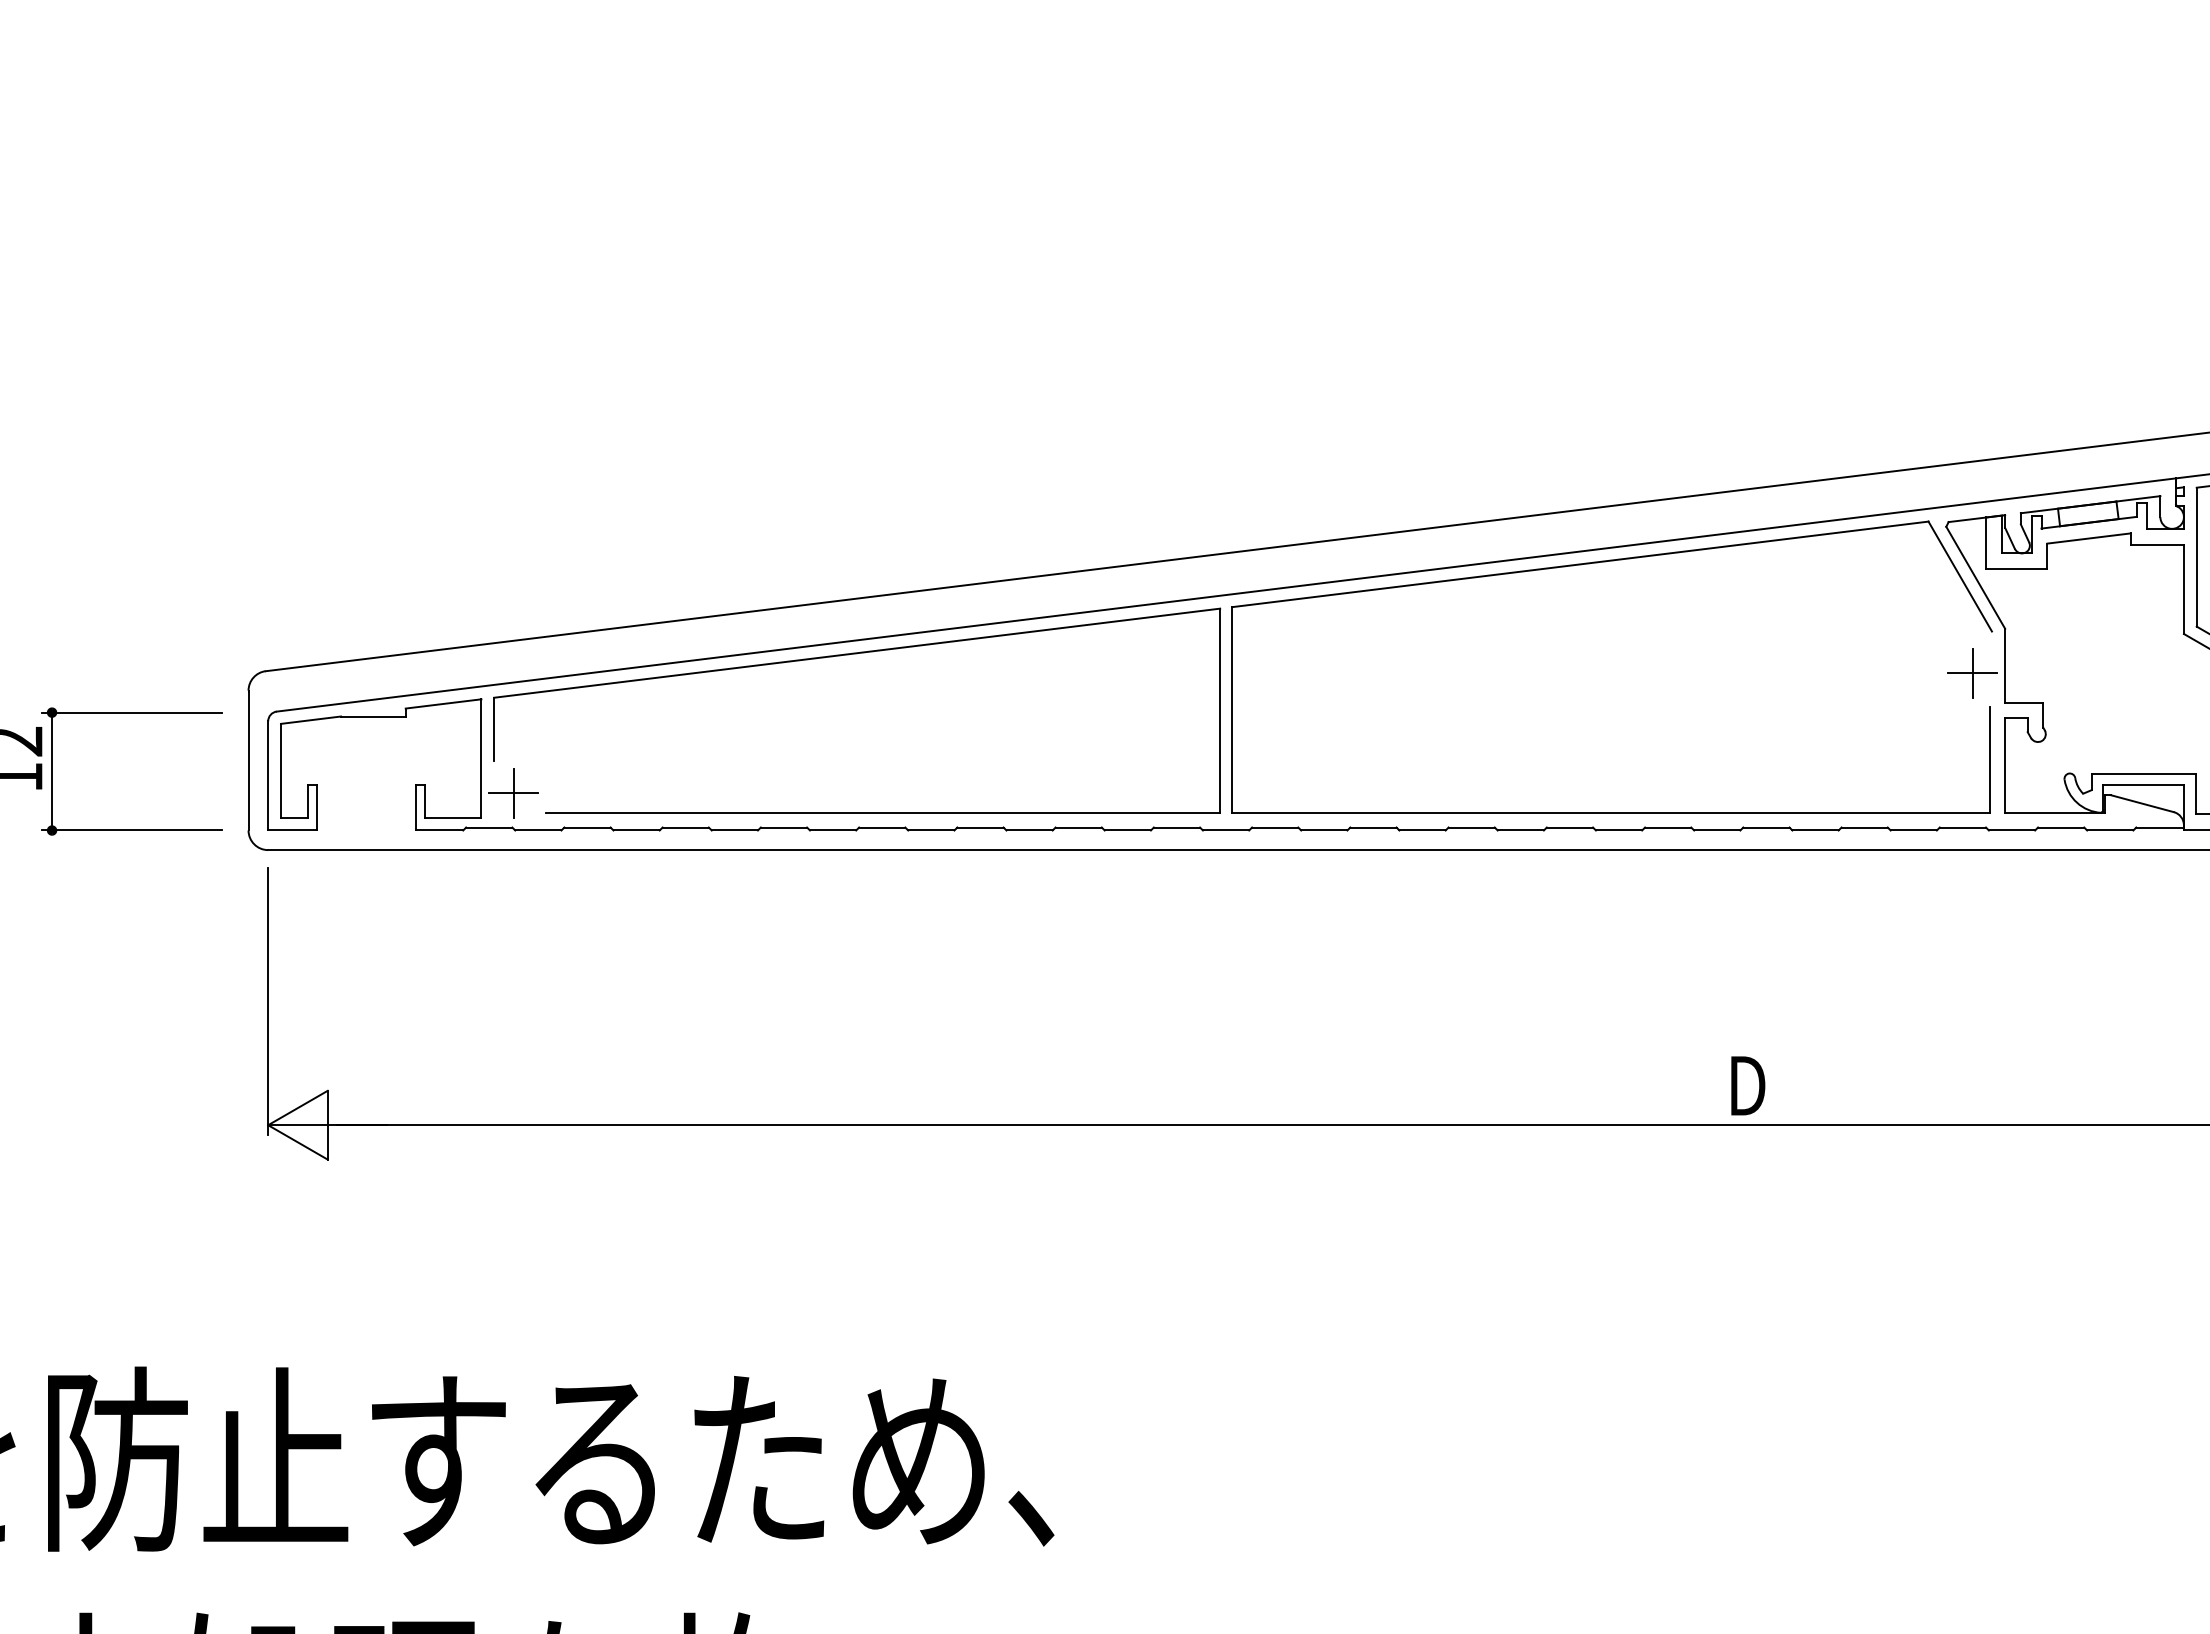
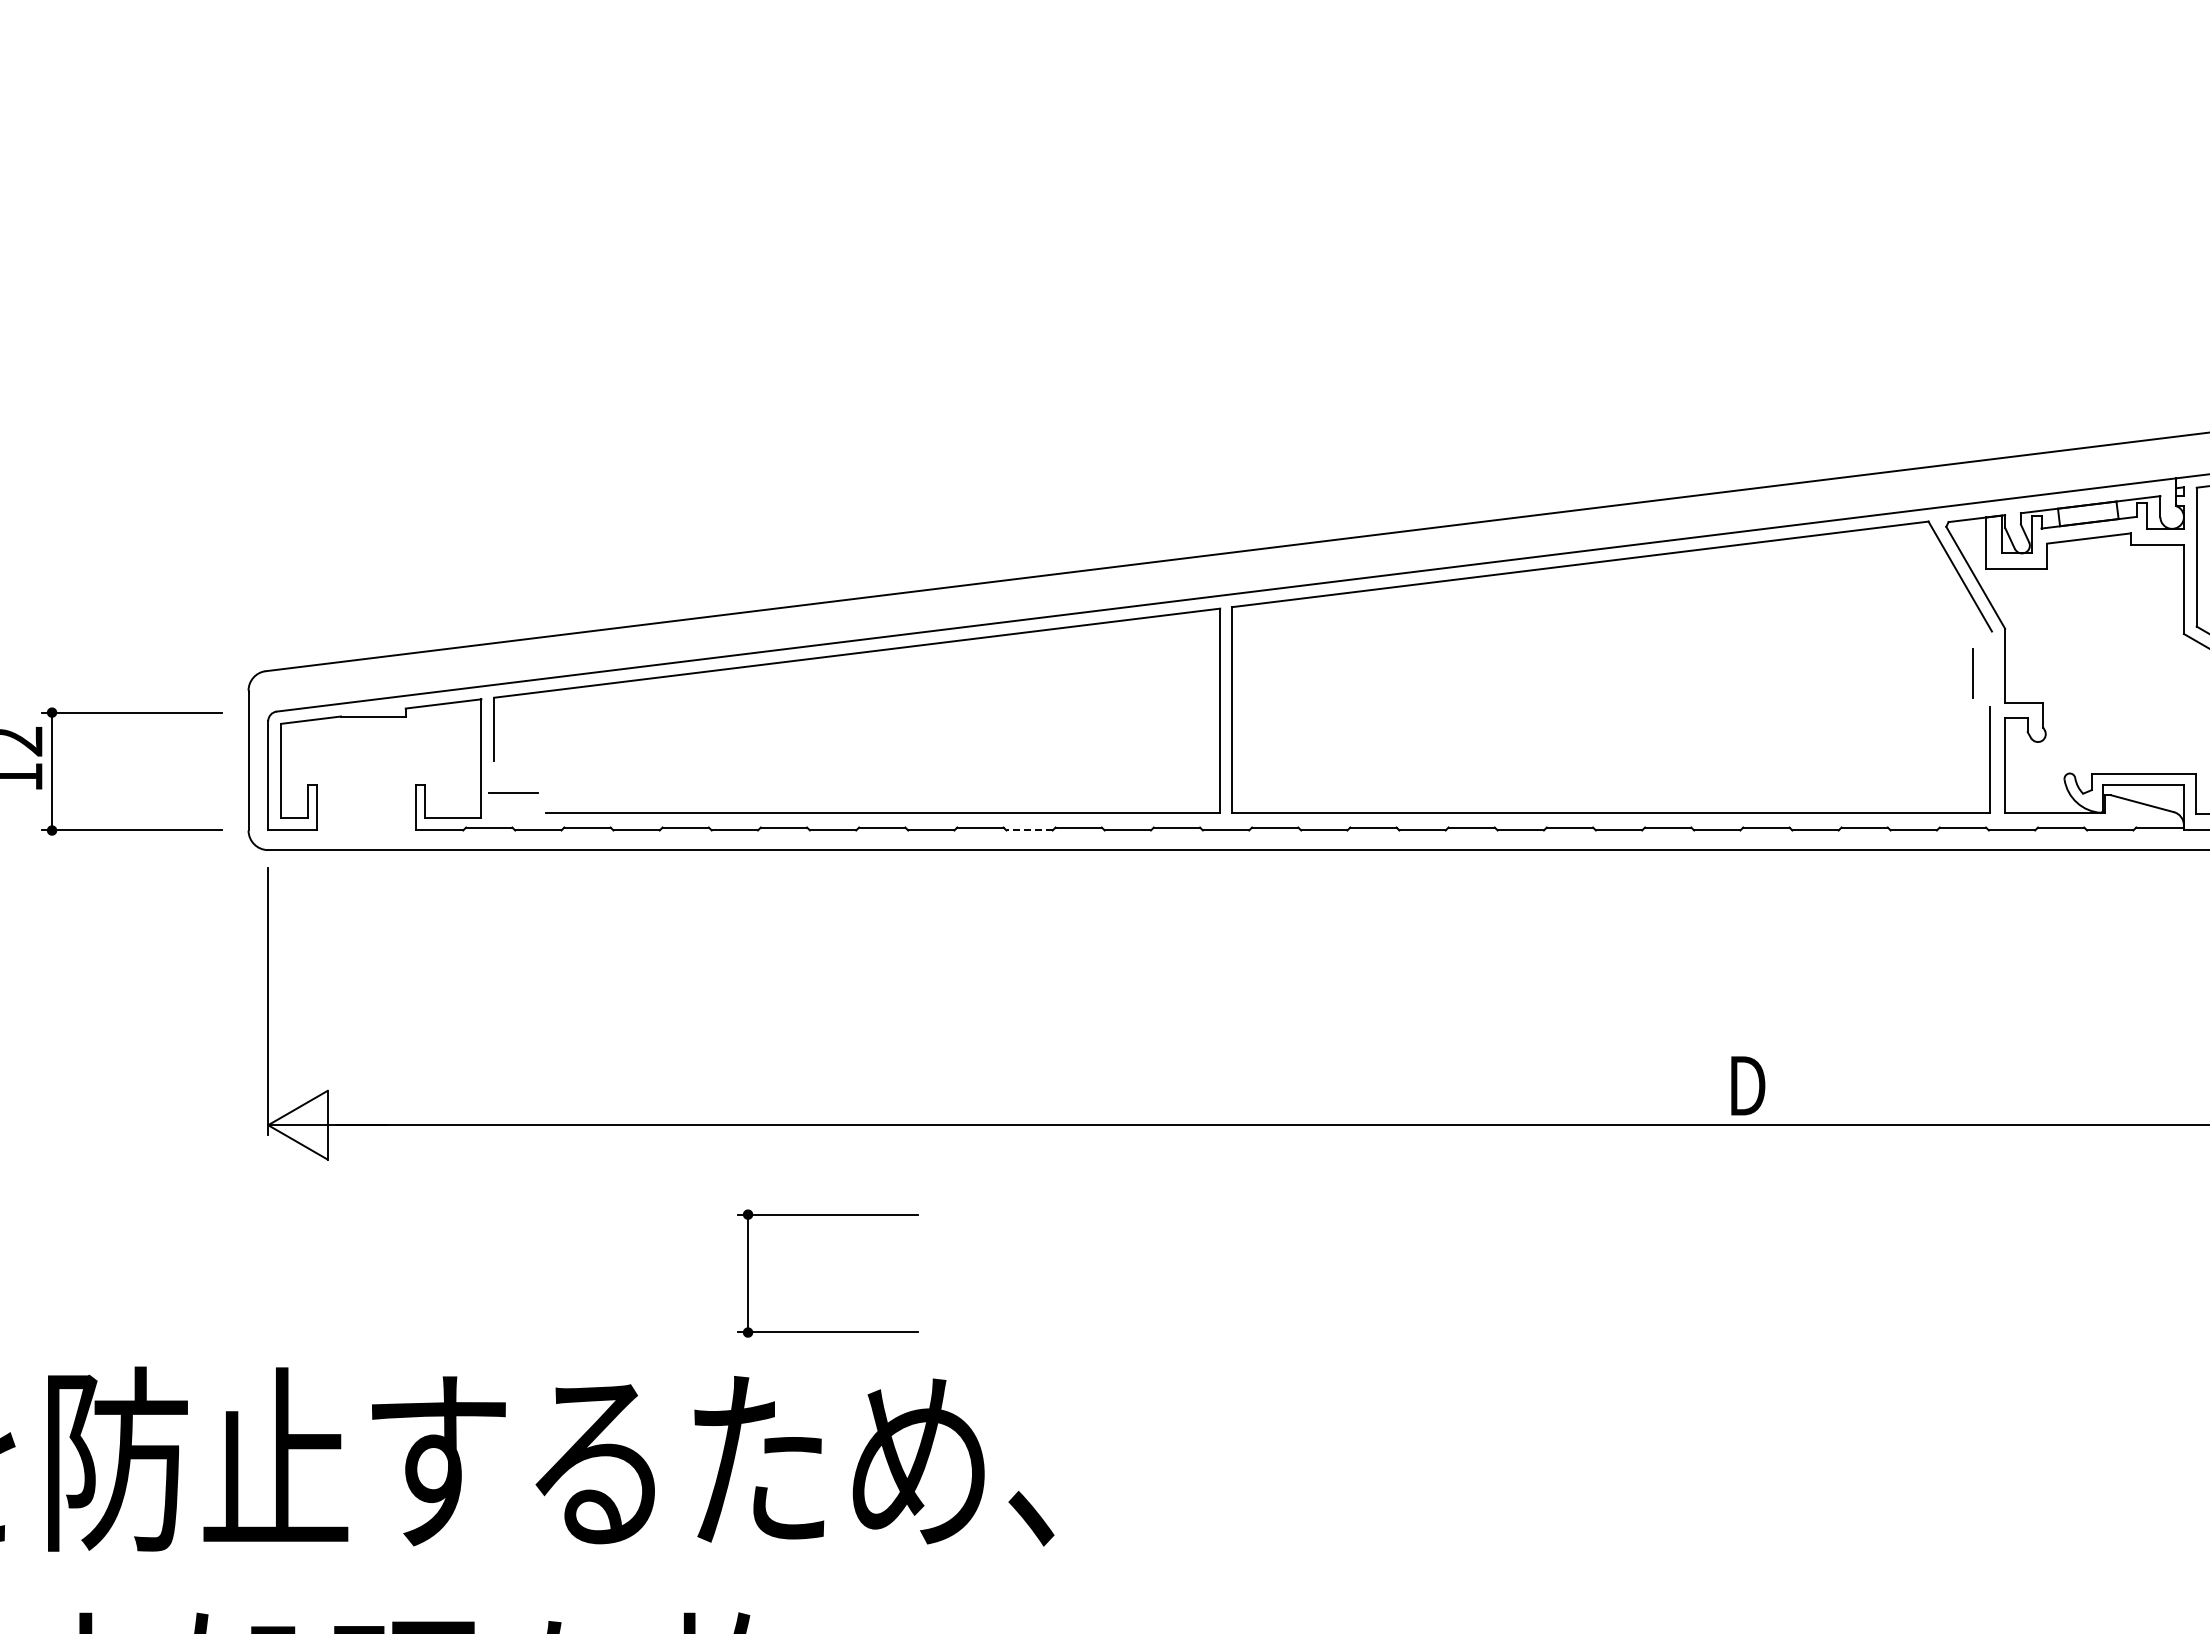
line: present -> none (1972, 673)
line: present -> none (513, 792)
line: solid -> dashed (1029, 830)
part: none -> present (827, 1215)
